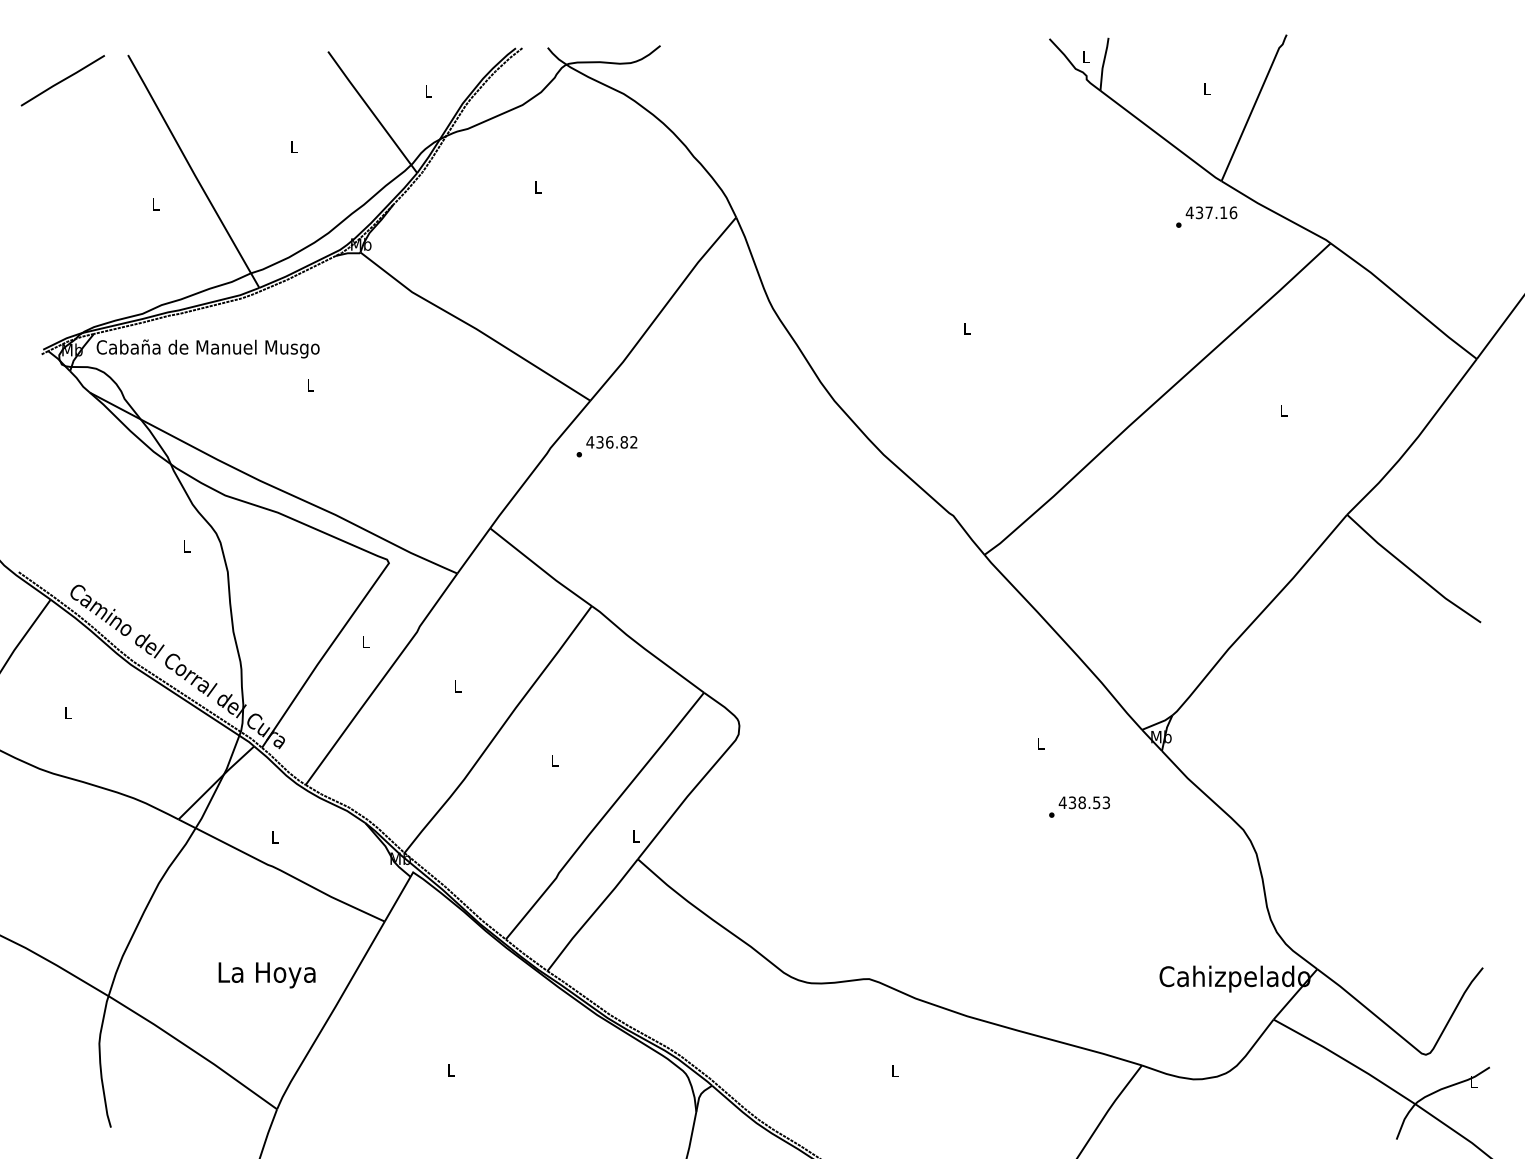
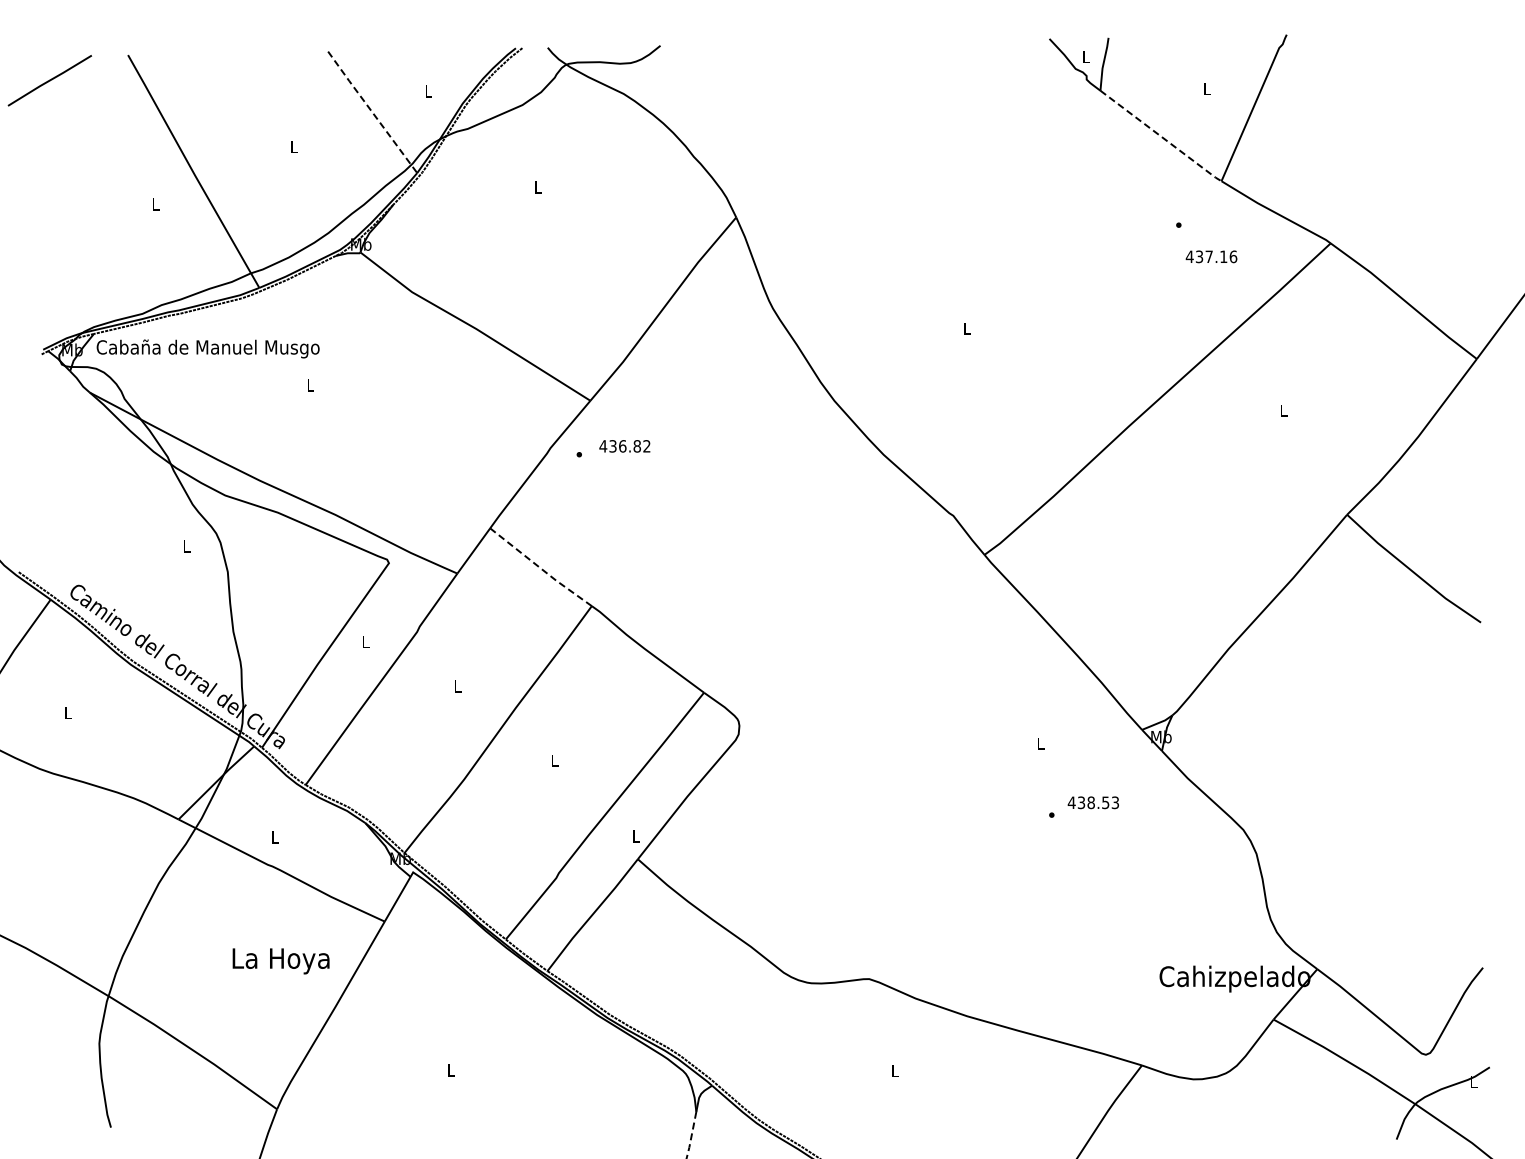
line position: (62, 80) -> (49, 80) (49, 80)
line: solid -> dashed (372, 112)
line: solid -> dashed (1161, 136)
text position: (1211, 212) -> (1211, 256) (1211, 256)
text position: (611, 442) -> (624, 446) (624, 446)
line: solid -> dashed (540, 568)
text position: (1083, 802) -> (1092, 802) (1092, 802)
text position: (266, 975) -> (280, 961) (280, 961)
line: solid -> dashed (691, 1135)
